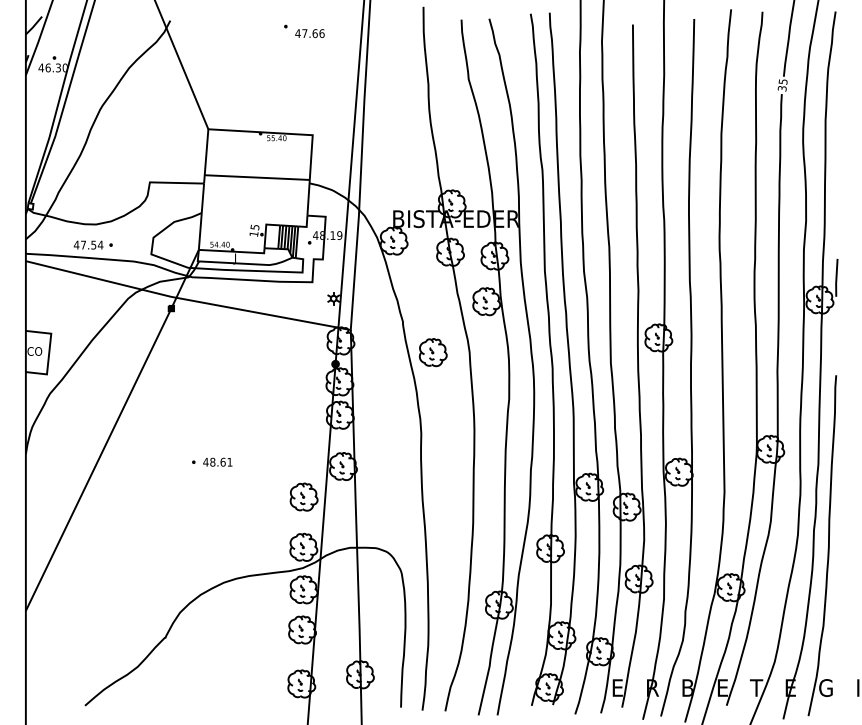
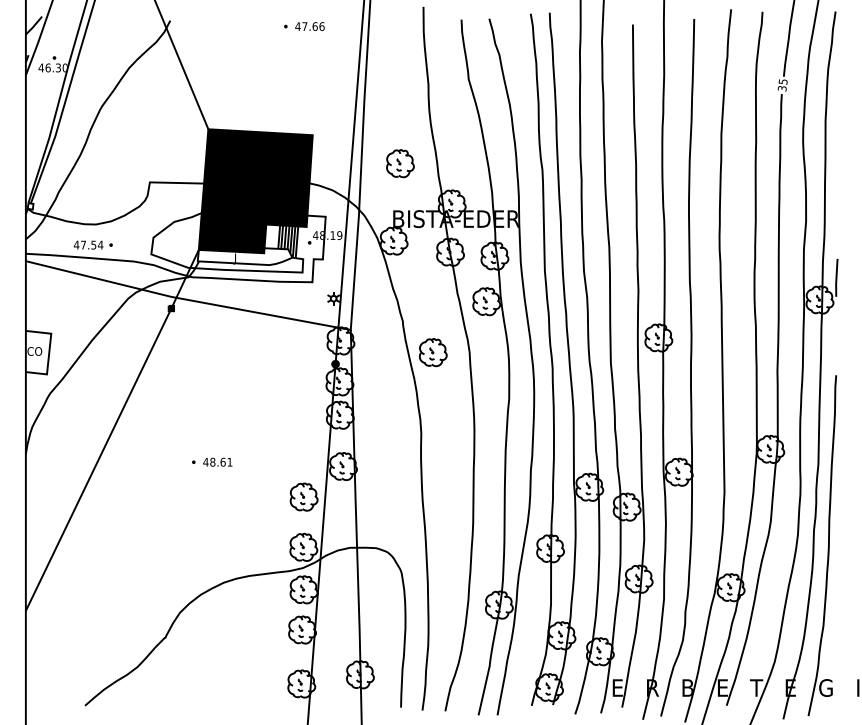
text position: (309, 33) -> (309, 26) (309, 26)
part: none -> present (400, 163)
fill: none -> present (255, 191)
